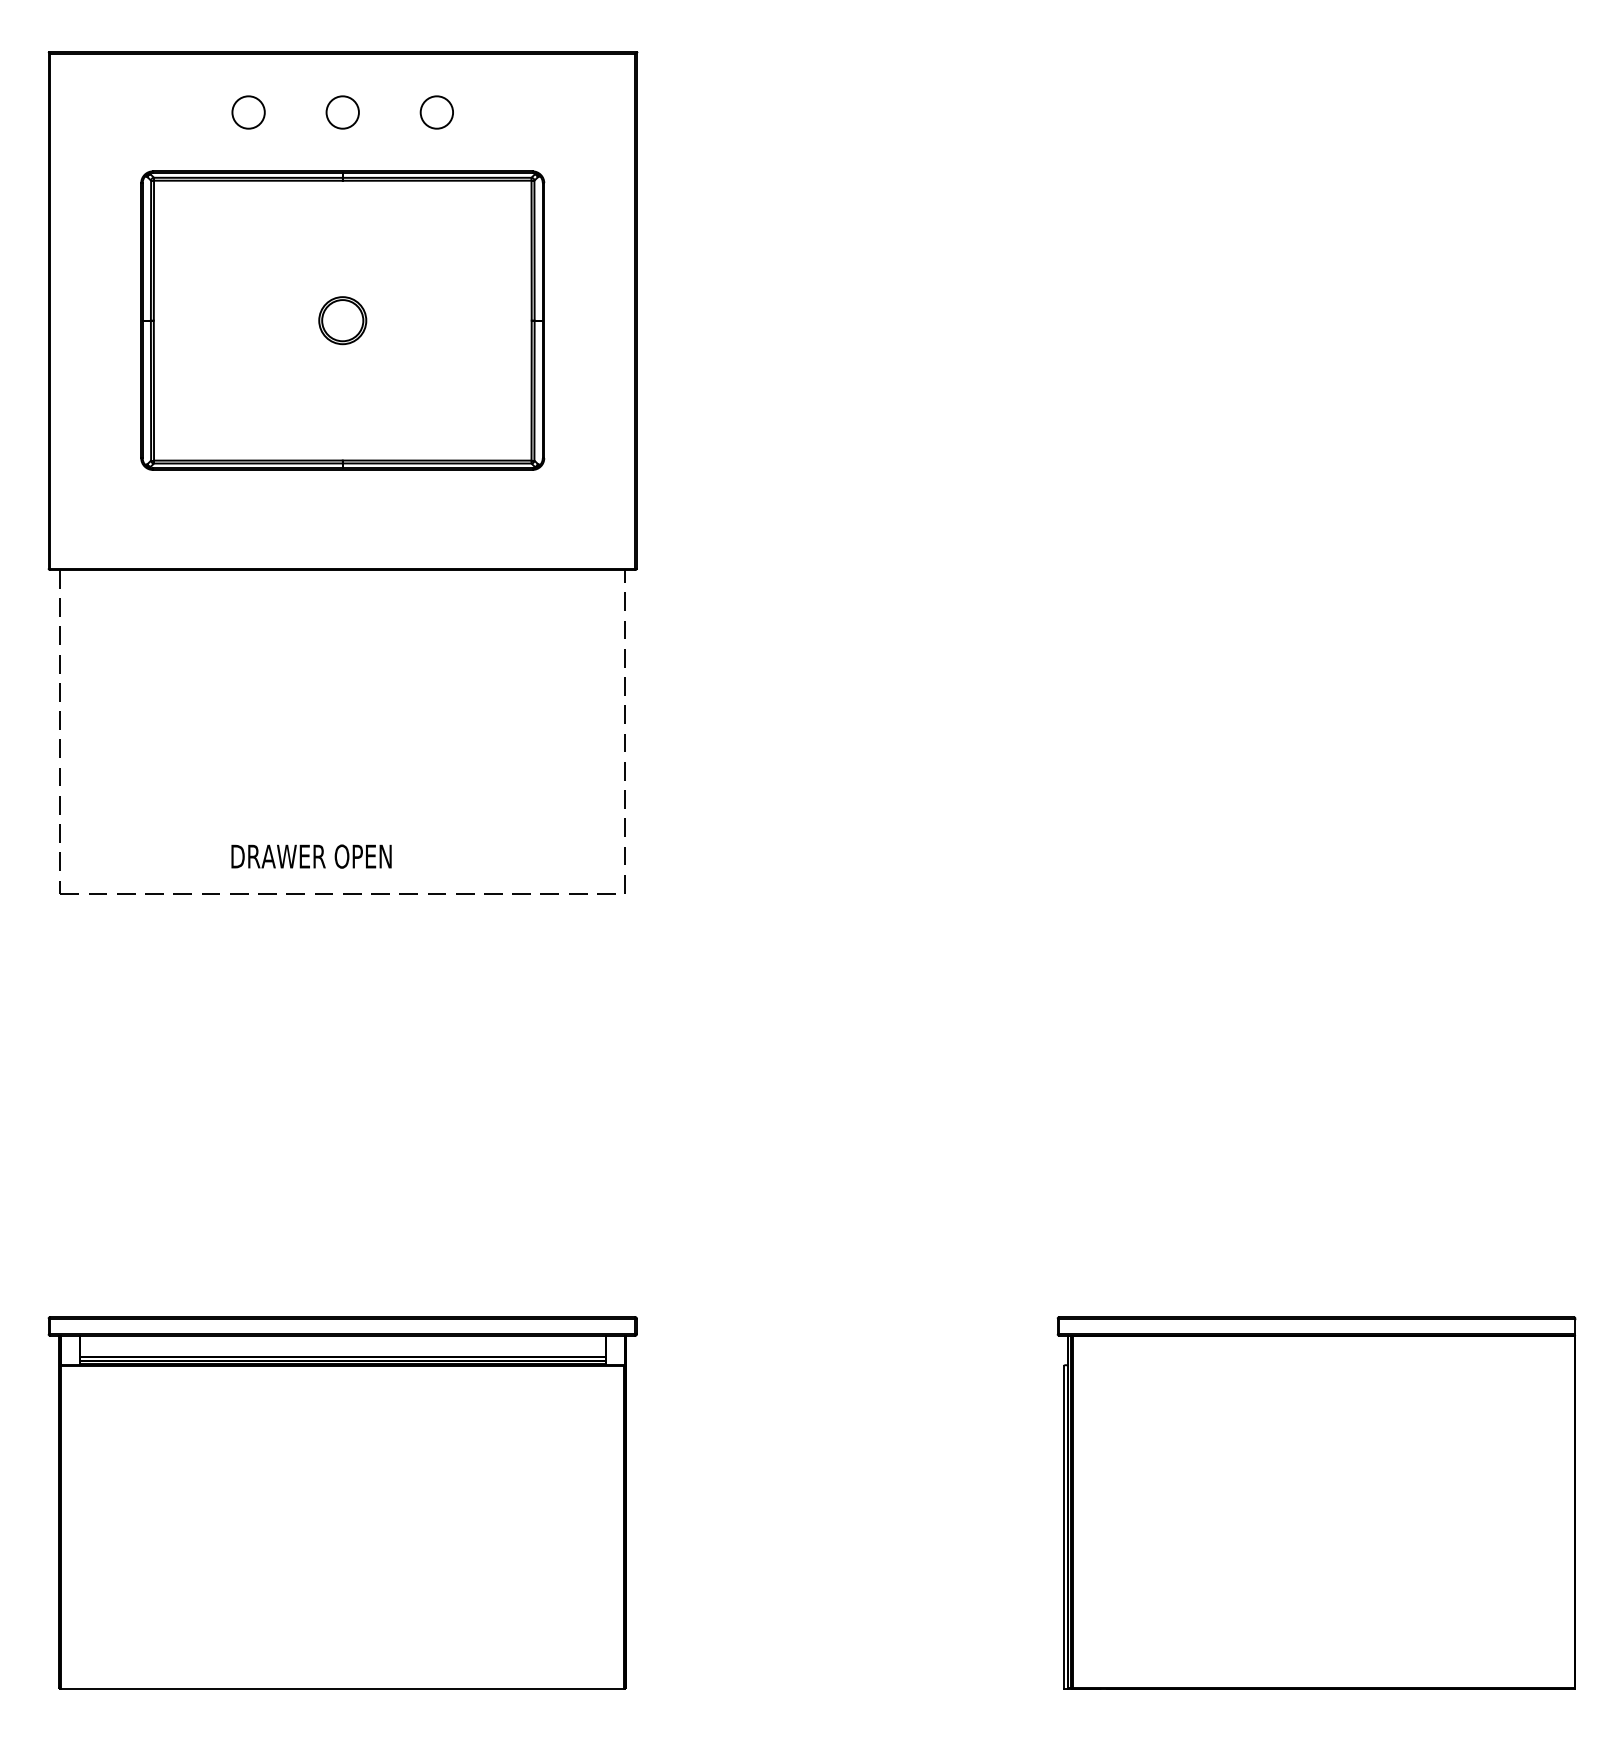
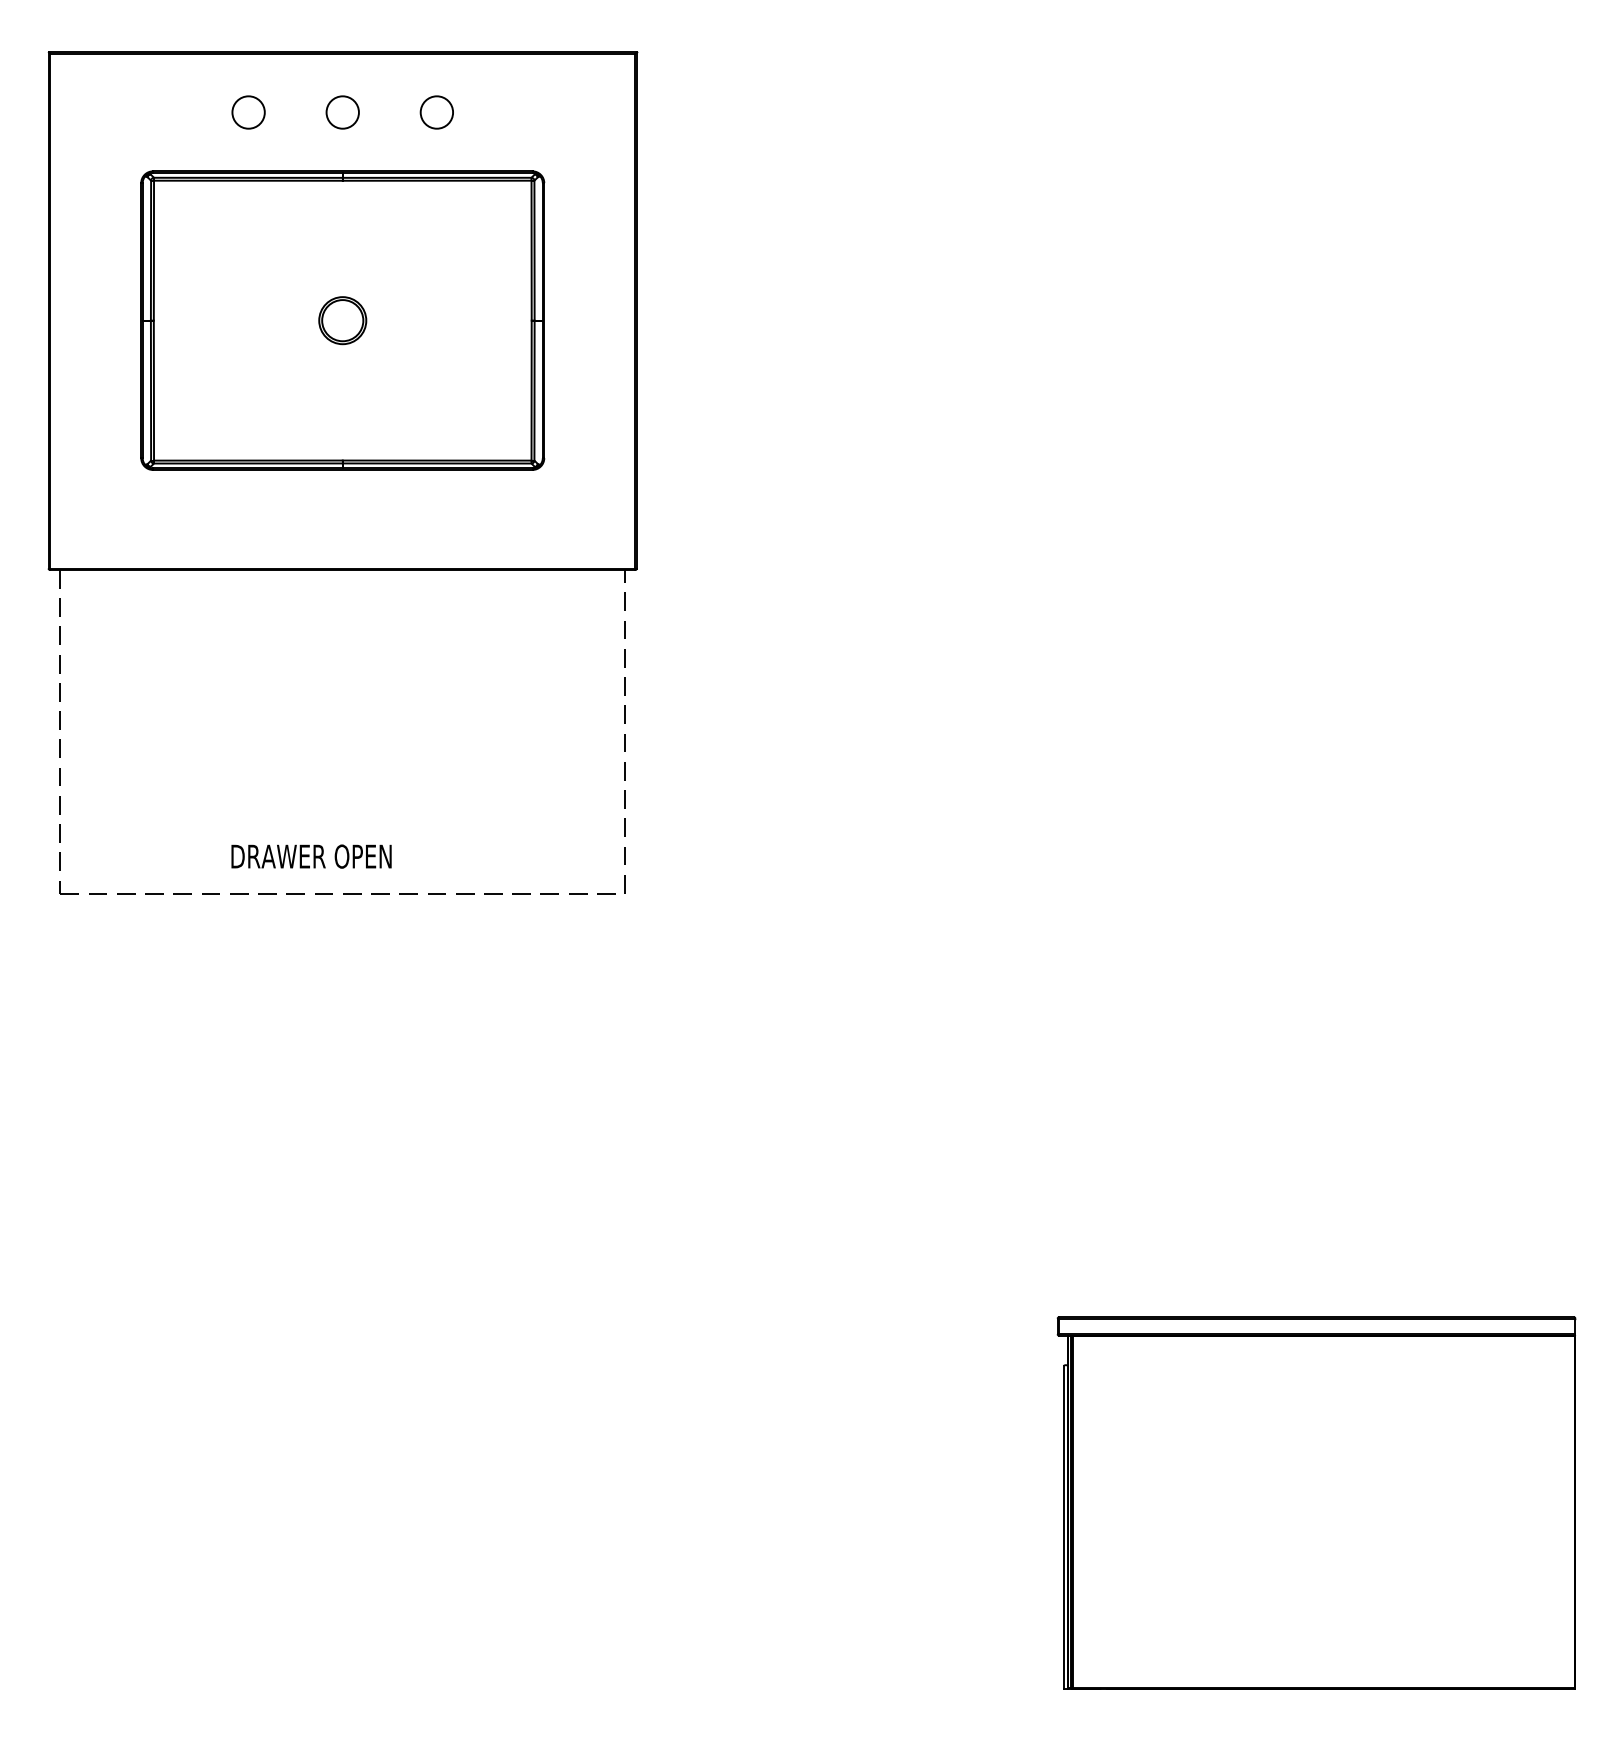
part: present -> none (342, 1502)
